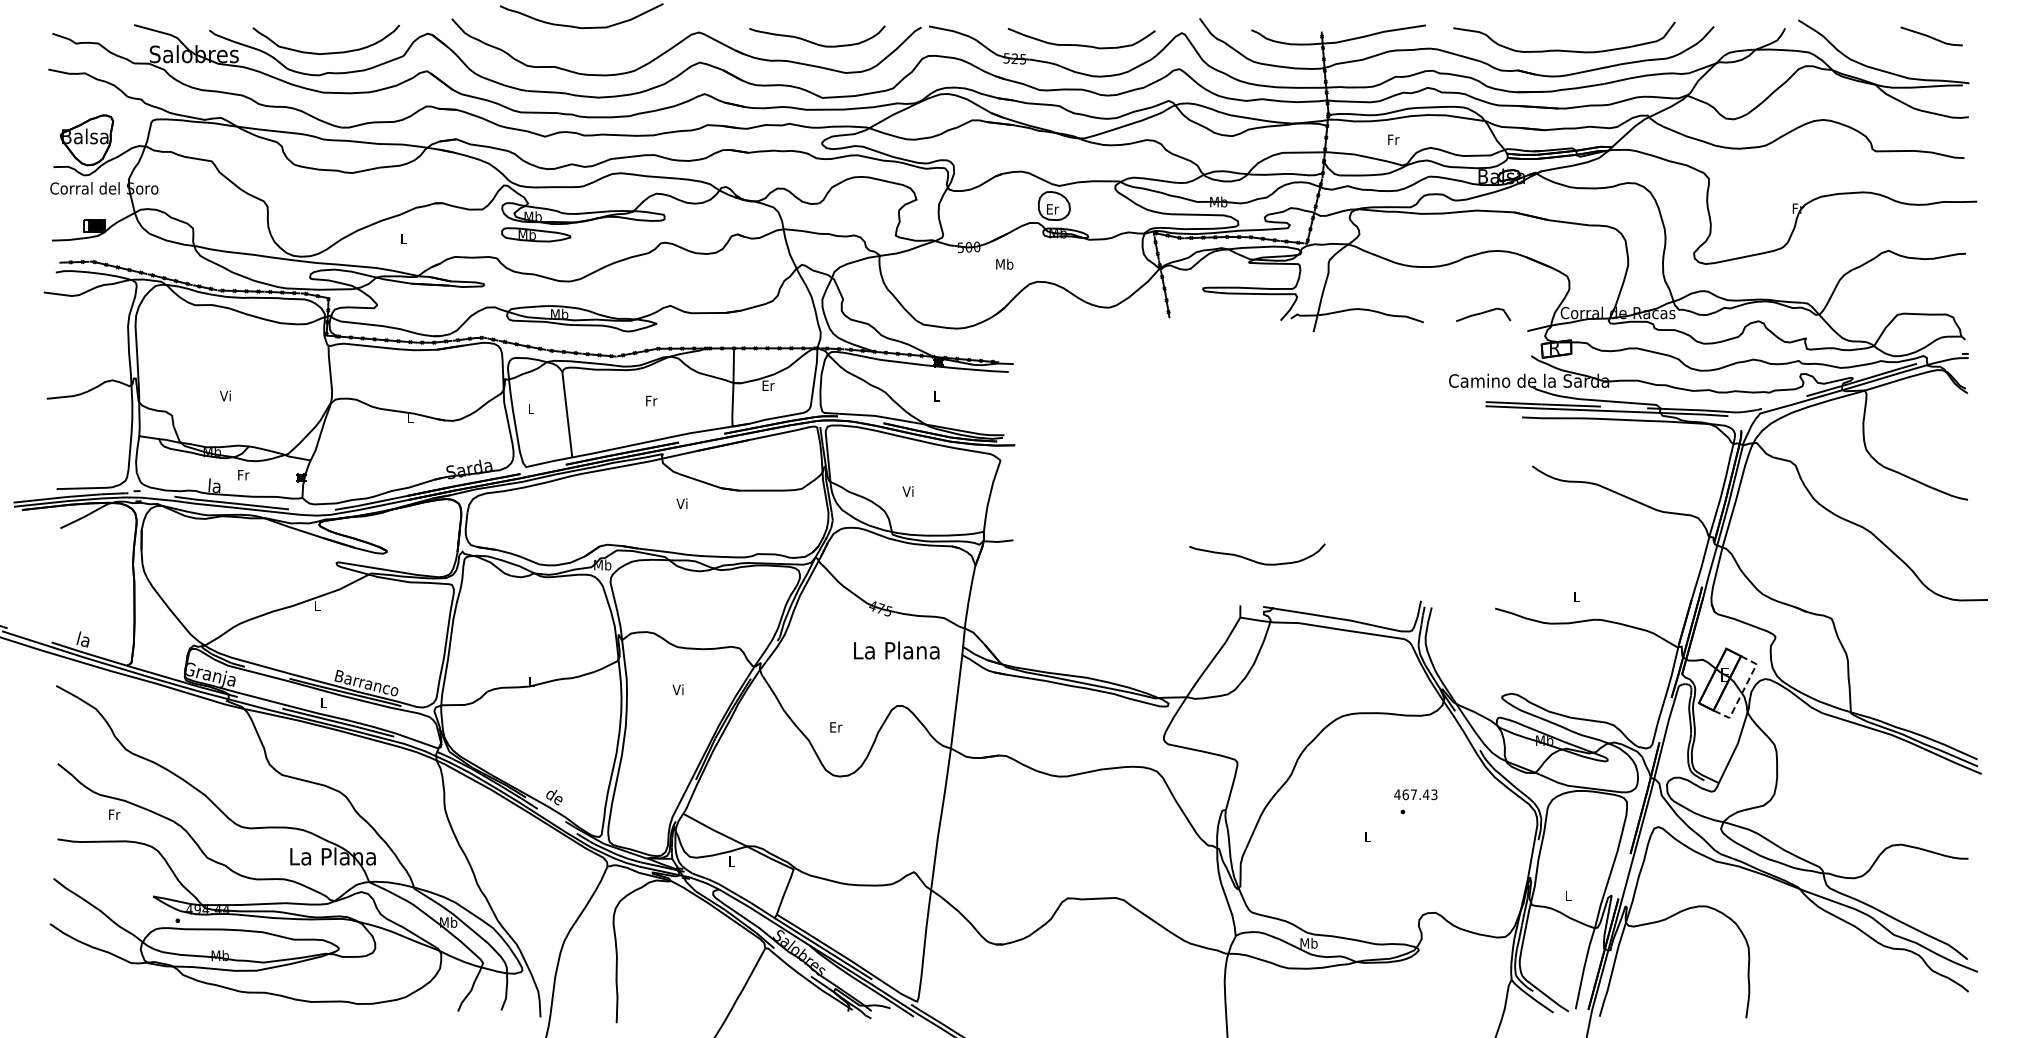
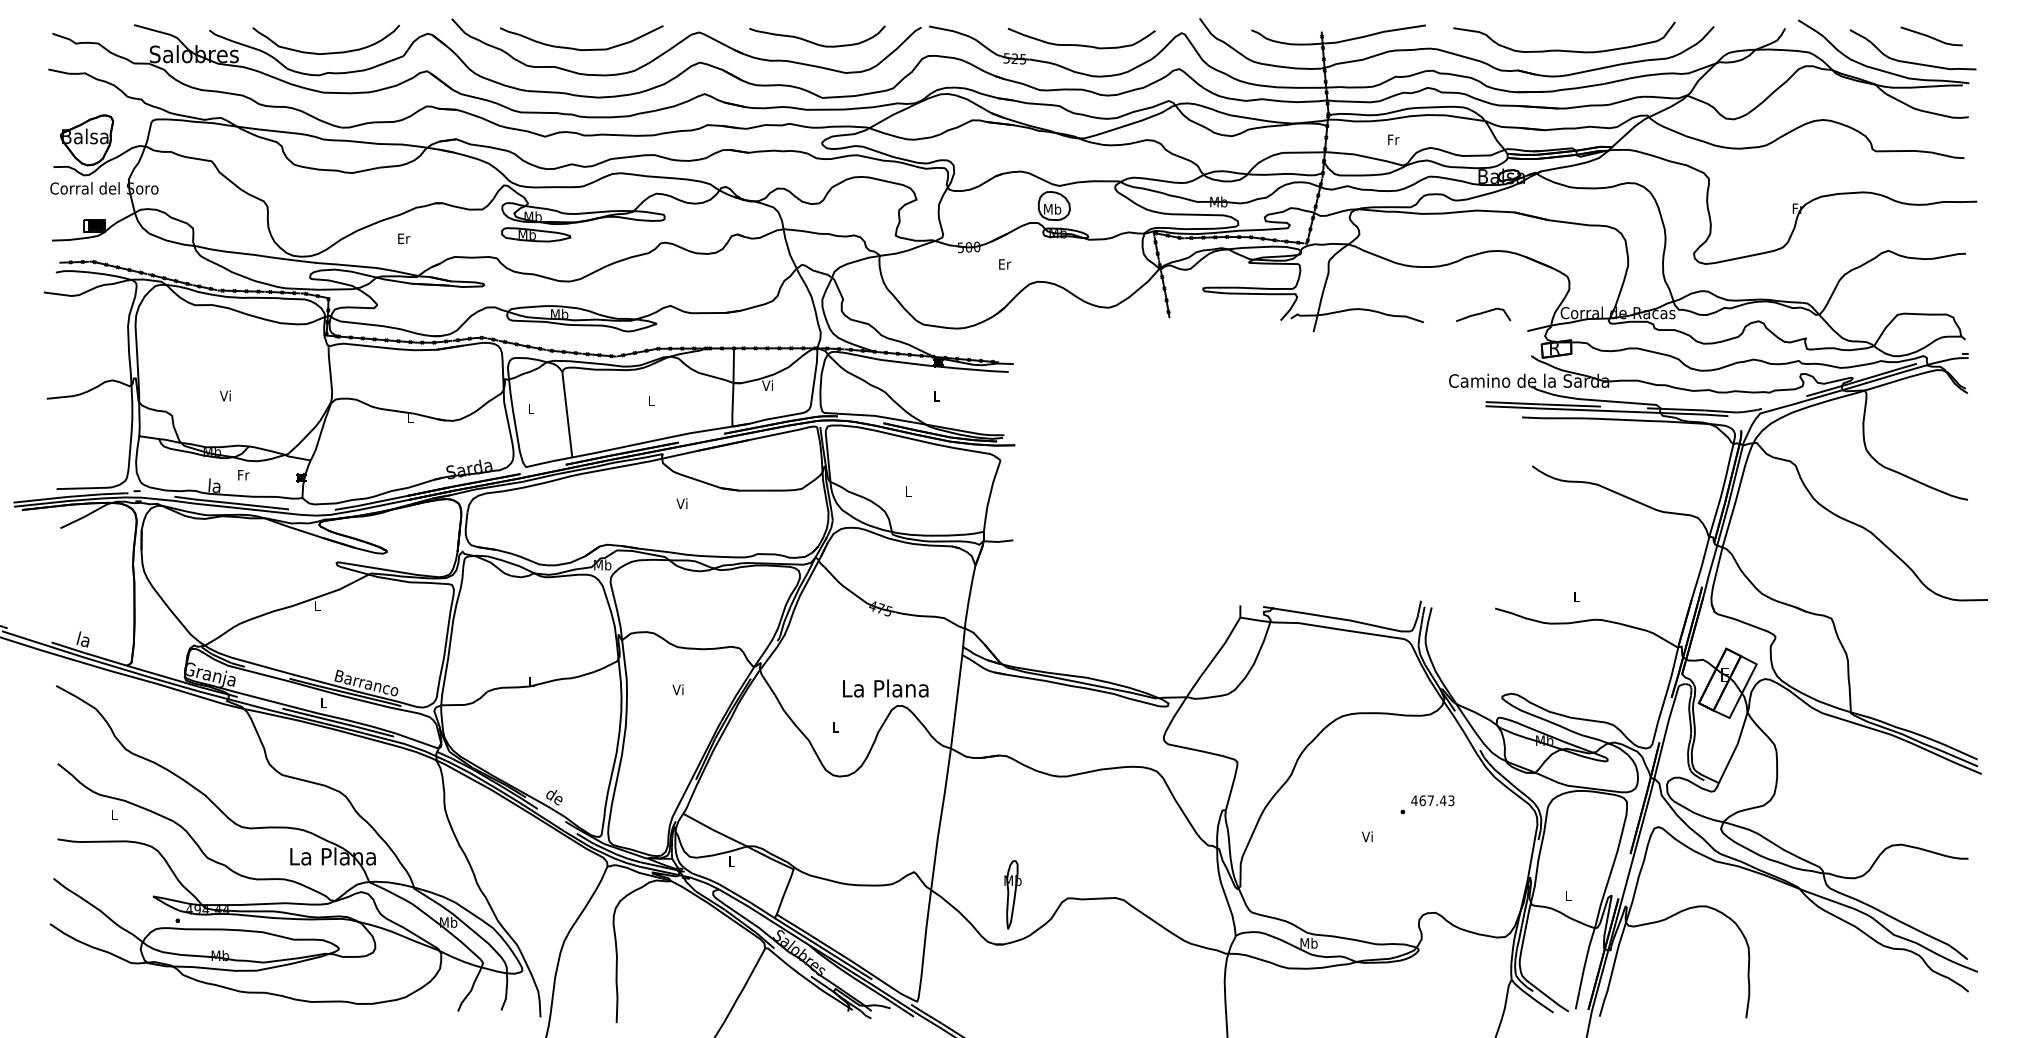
curve position: (578, 26) -> (578, 48) (578, 48)
curve: none -> present (1909, 61)
text: Er -> Mb (1052, 208)
text: L -> Er (404, 238)
text: Mb -> Er (1004, 263)
text: Er -> Vi (768, 385)
text: Fr -> L (651, 400)
text: Vi -> L (907, 491)
curve: present -> none (1255, 560)
text position: (896, 650) -> (885, 688) (885, 688)
line: dashed -> solid (1742, 691)
text: Er -> L (836, 727)
text position: (1415, 794) -> (1432, 800) (1432, 800)
text: Fr -> L (114, 814)
text: L -> Vi (1367, 836)
part: none -> present (1012, 894)
